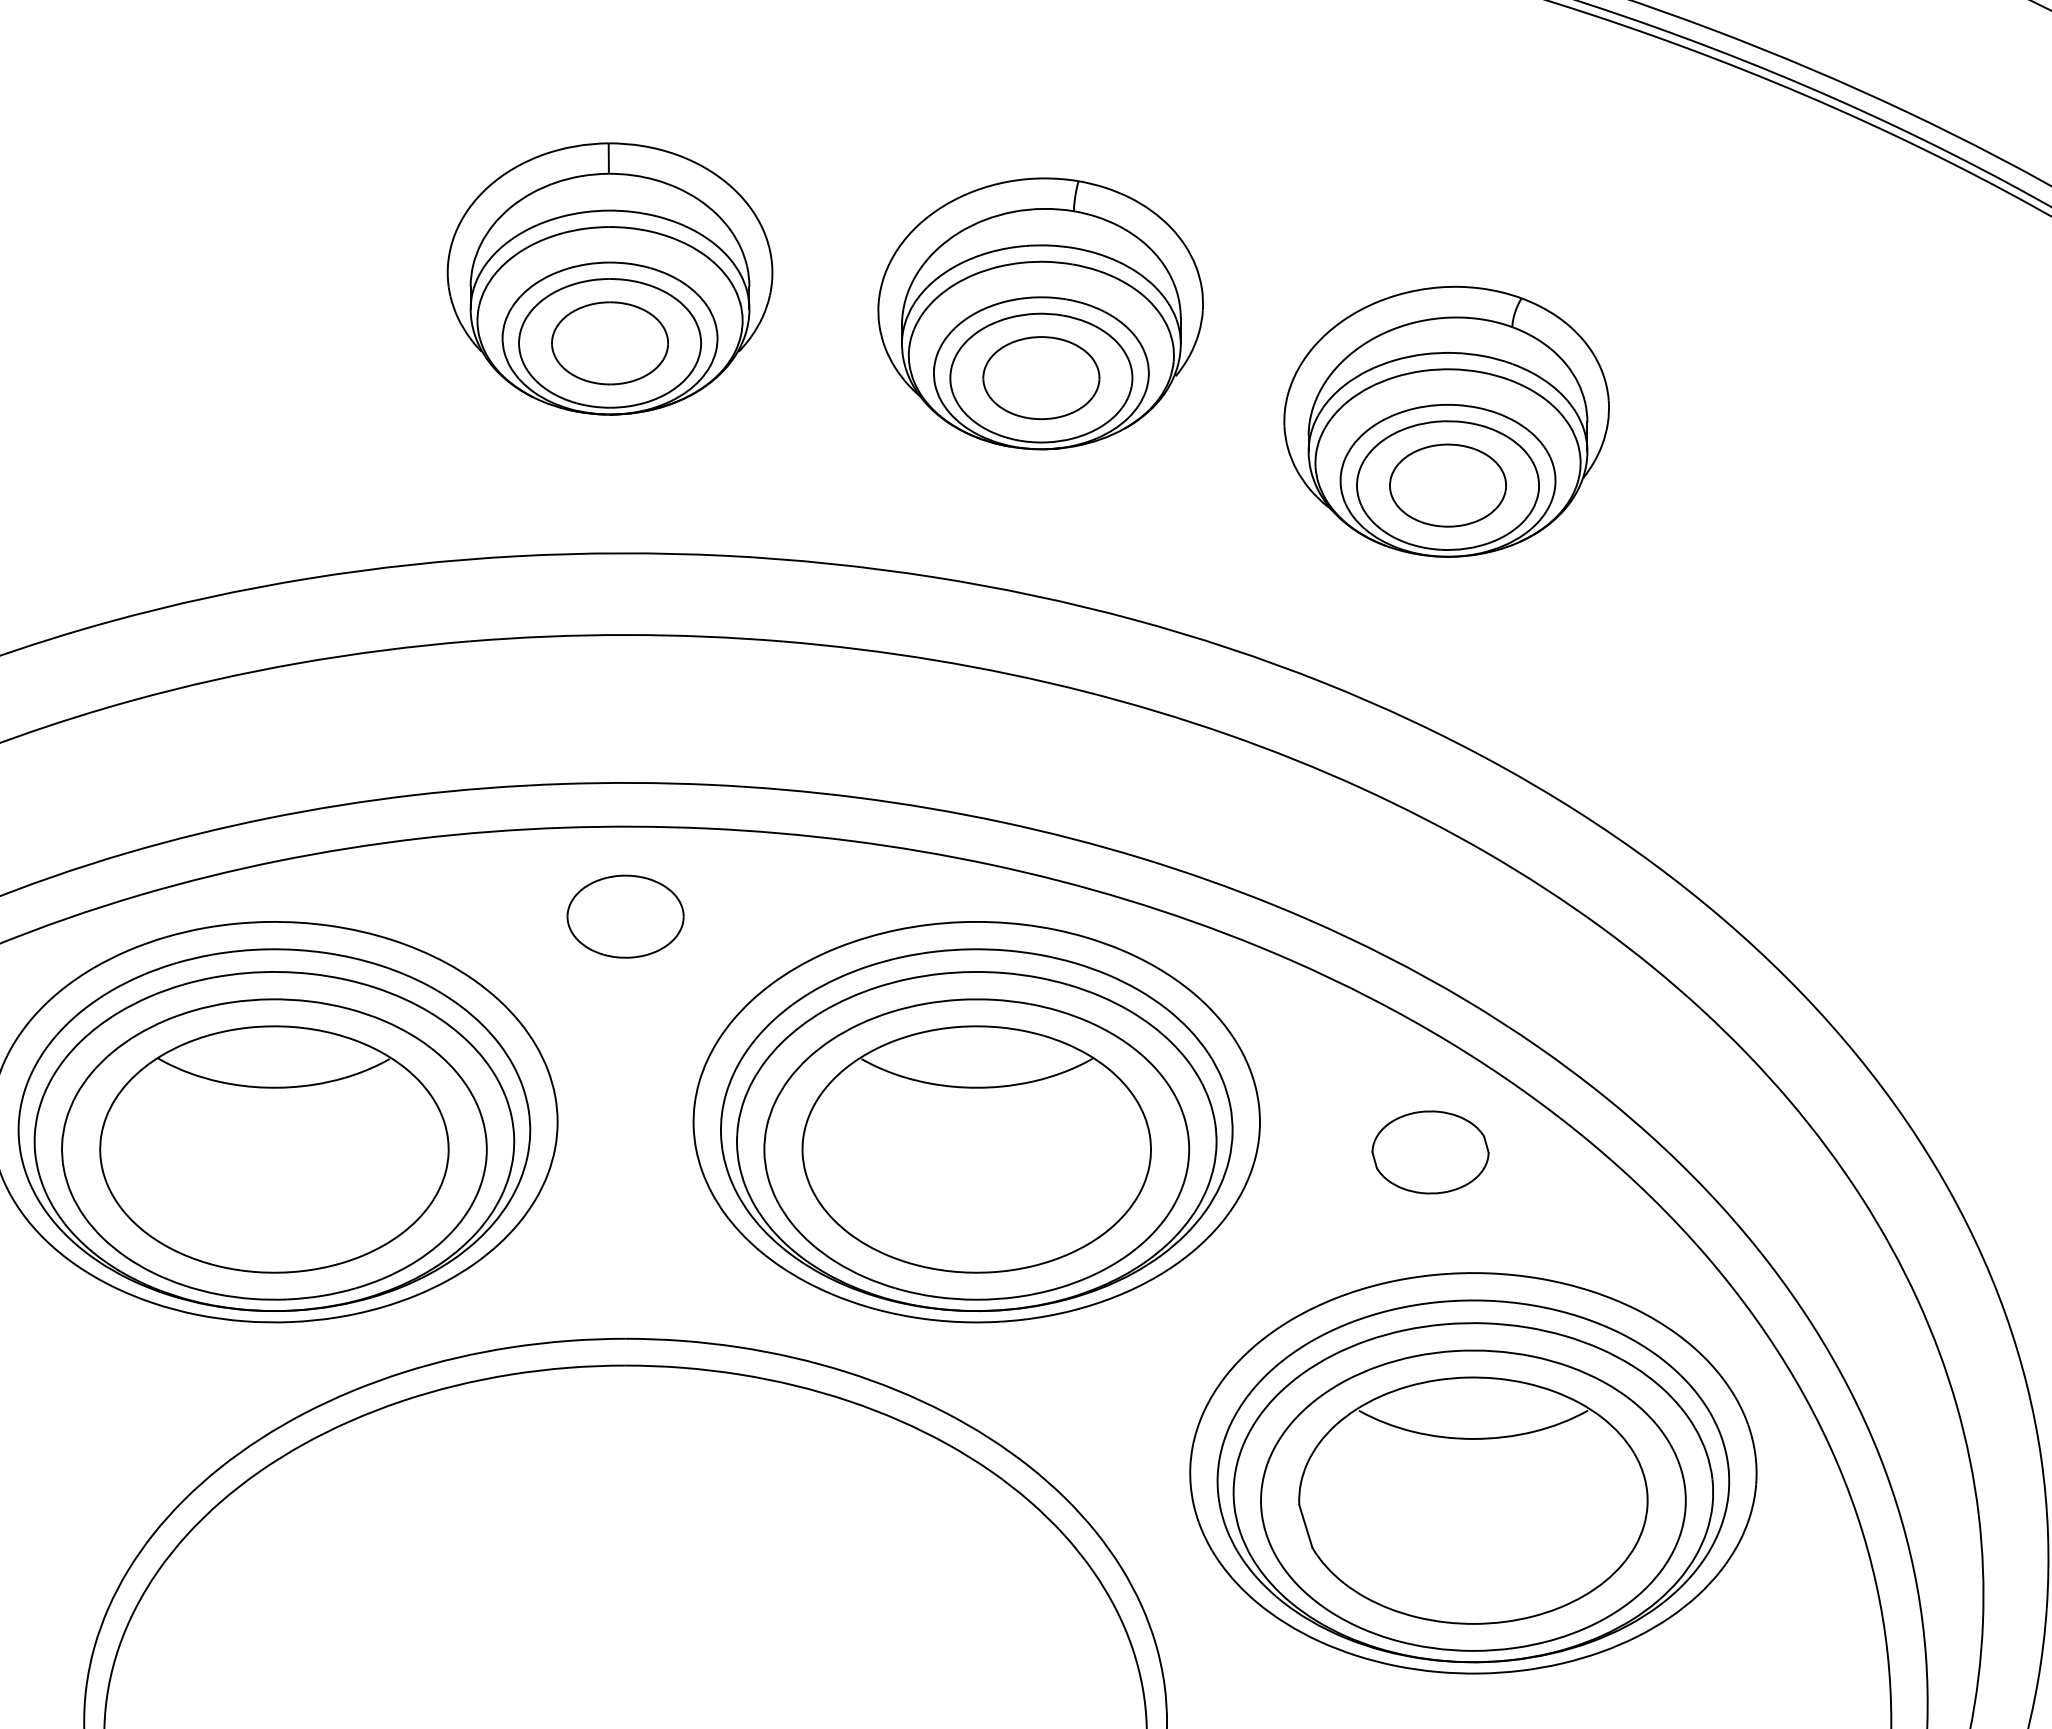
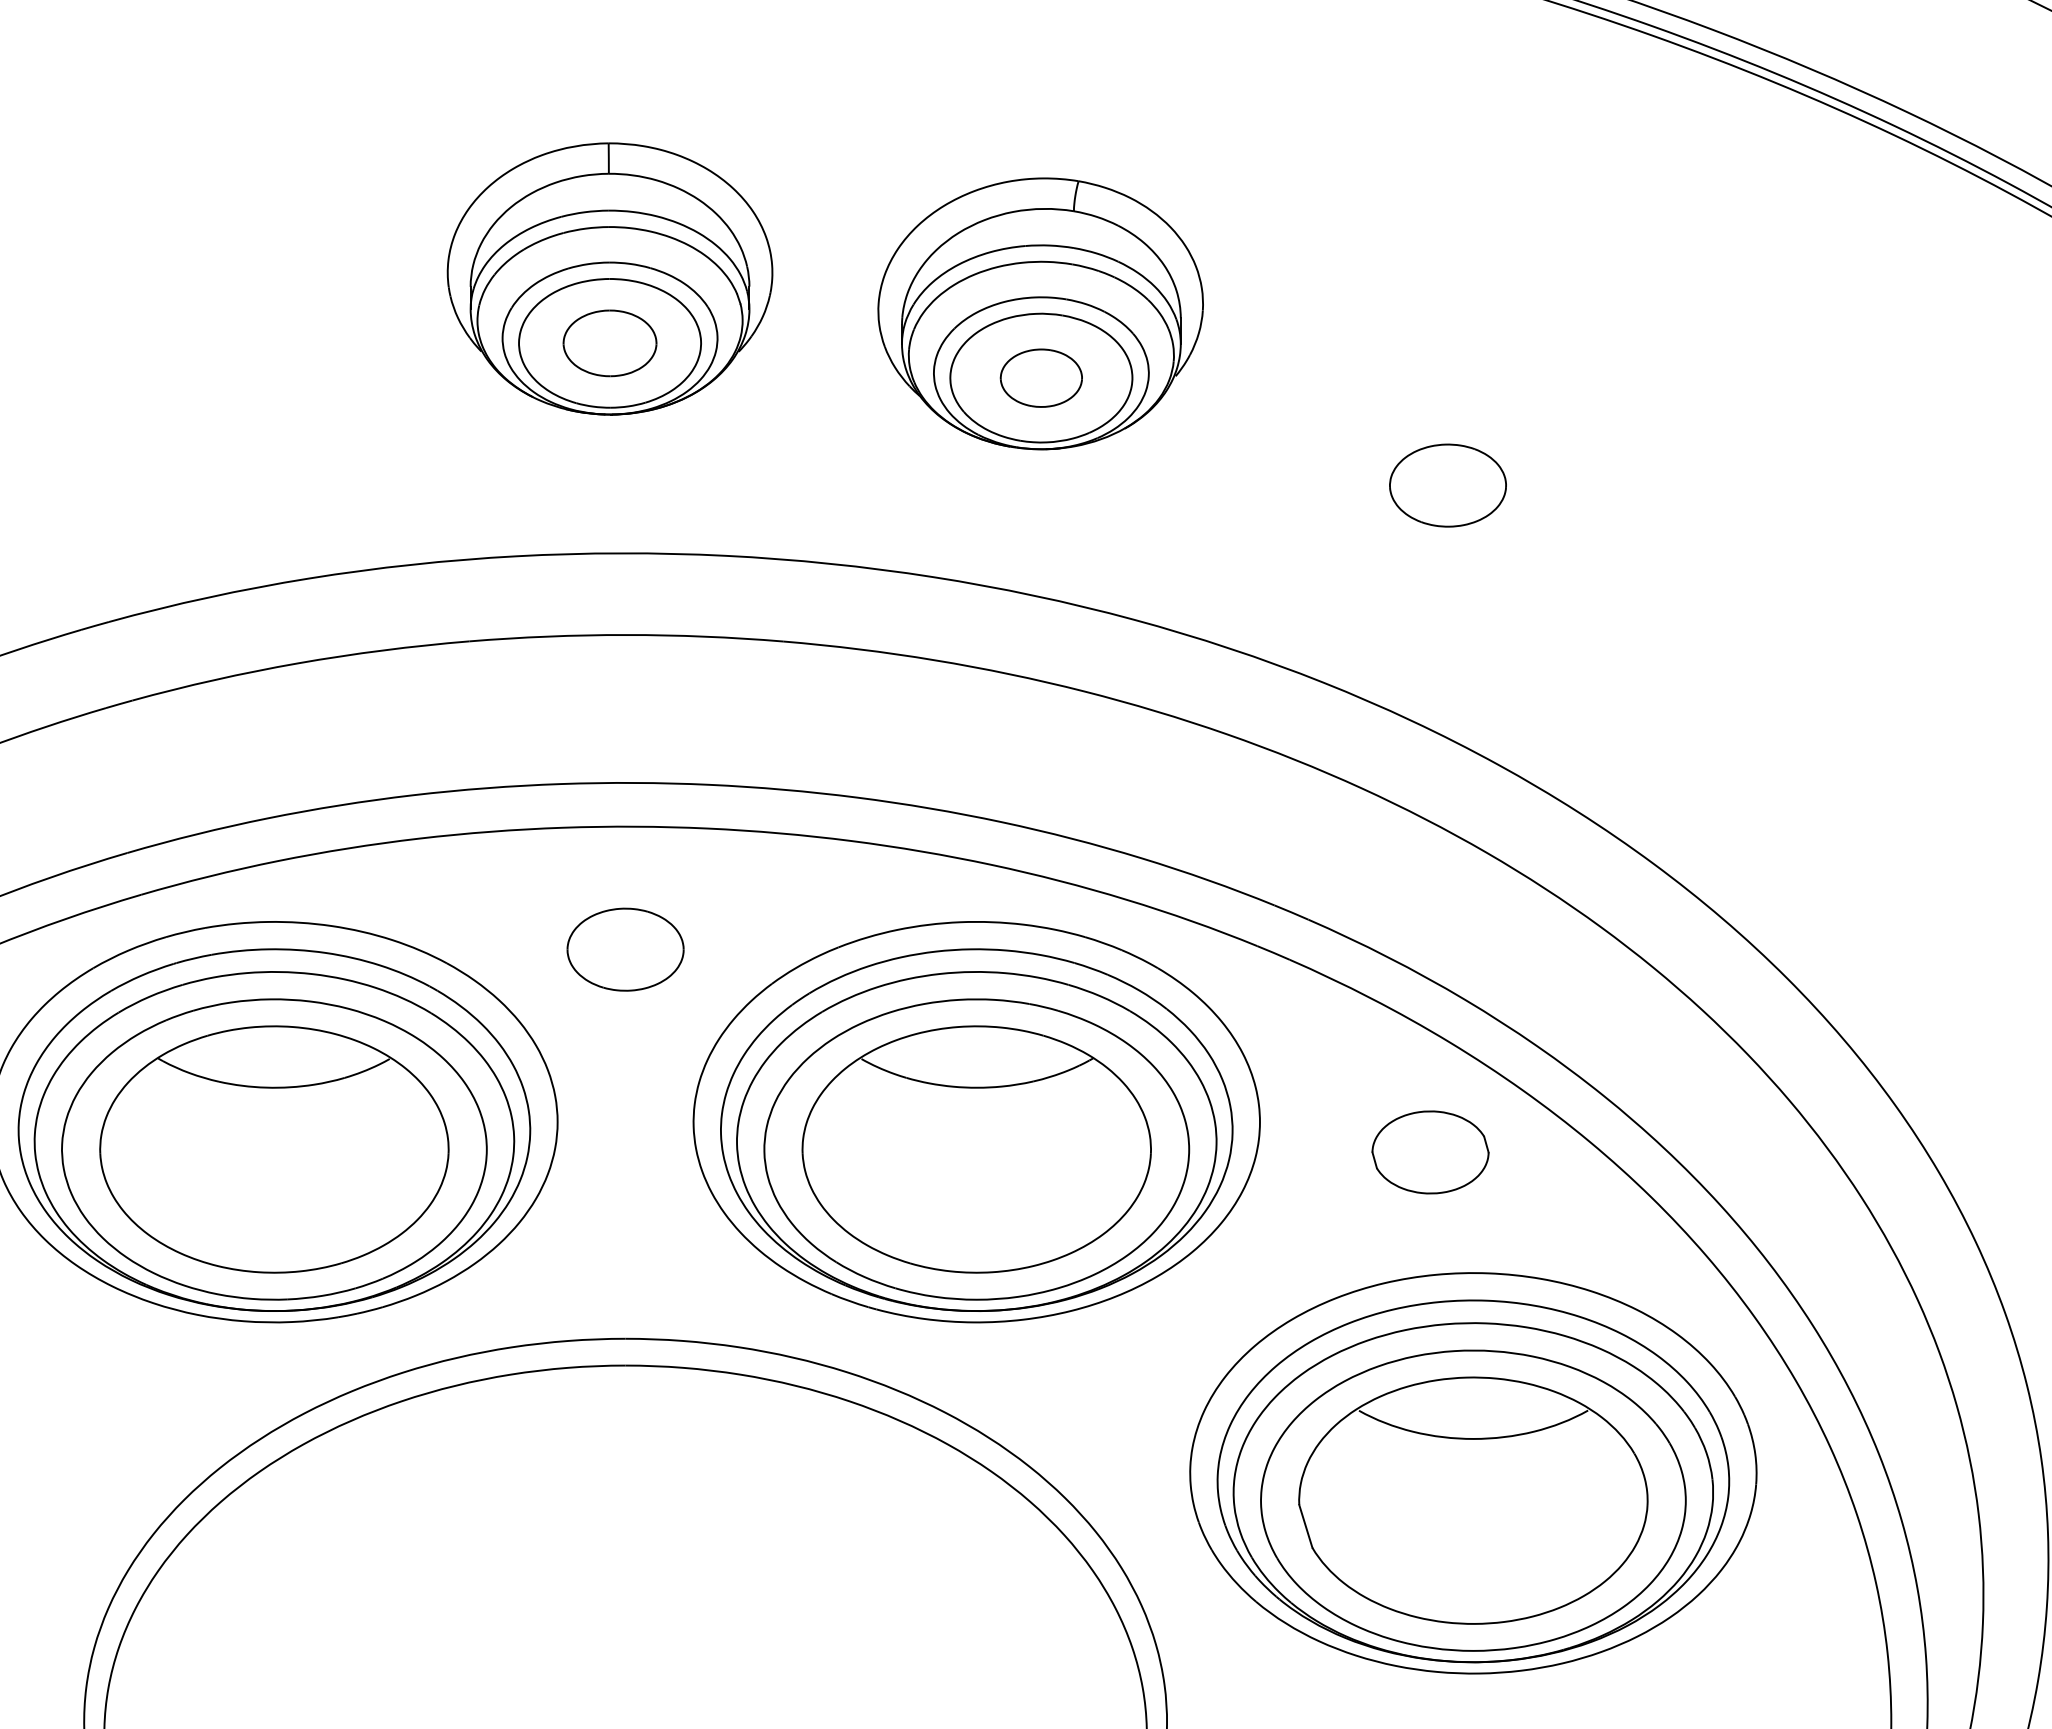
part size: 118x85 px -> 96x69 px (609, 343)
part size: 119x85 px -> 84x60 px (1040, 377)
part: present -> none (1446, 421)
part position: (625, 916) -> (625, 949) (625, 949)
